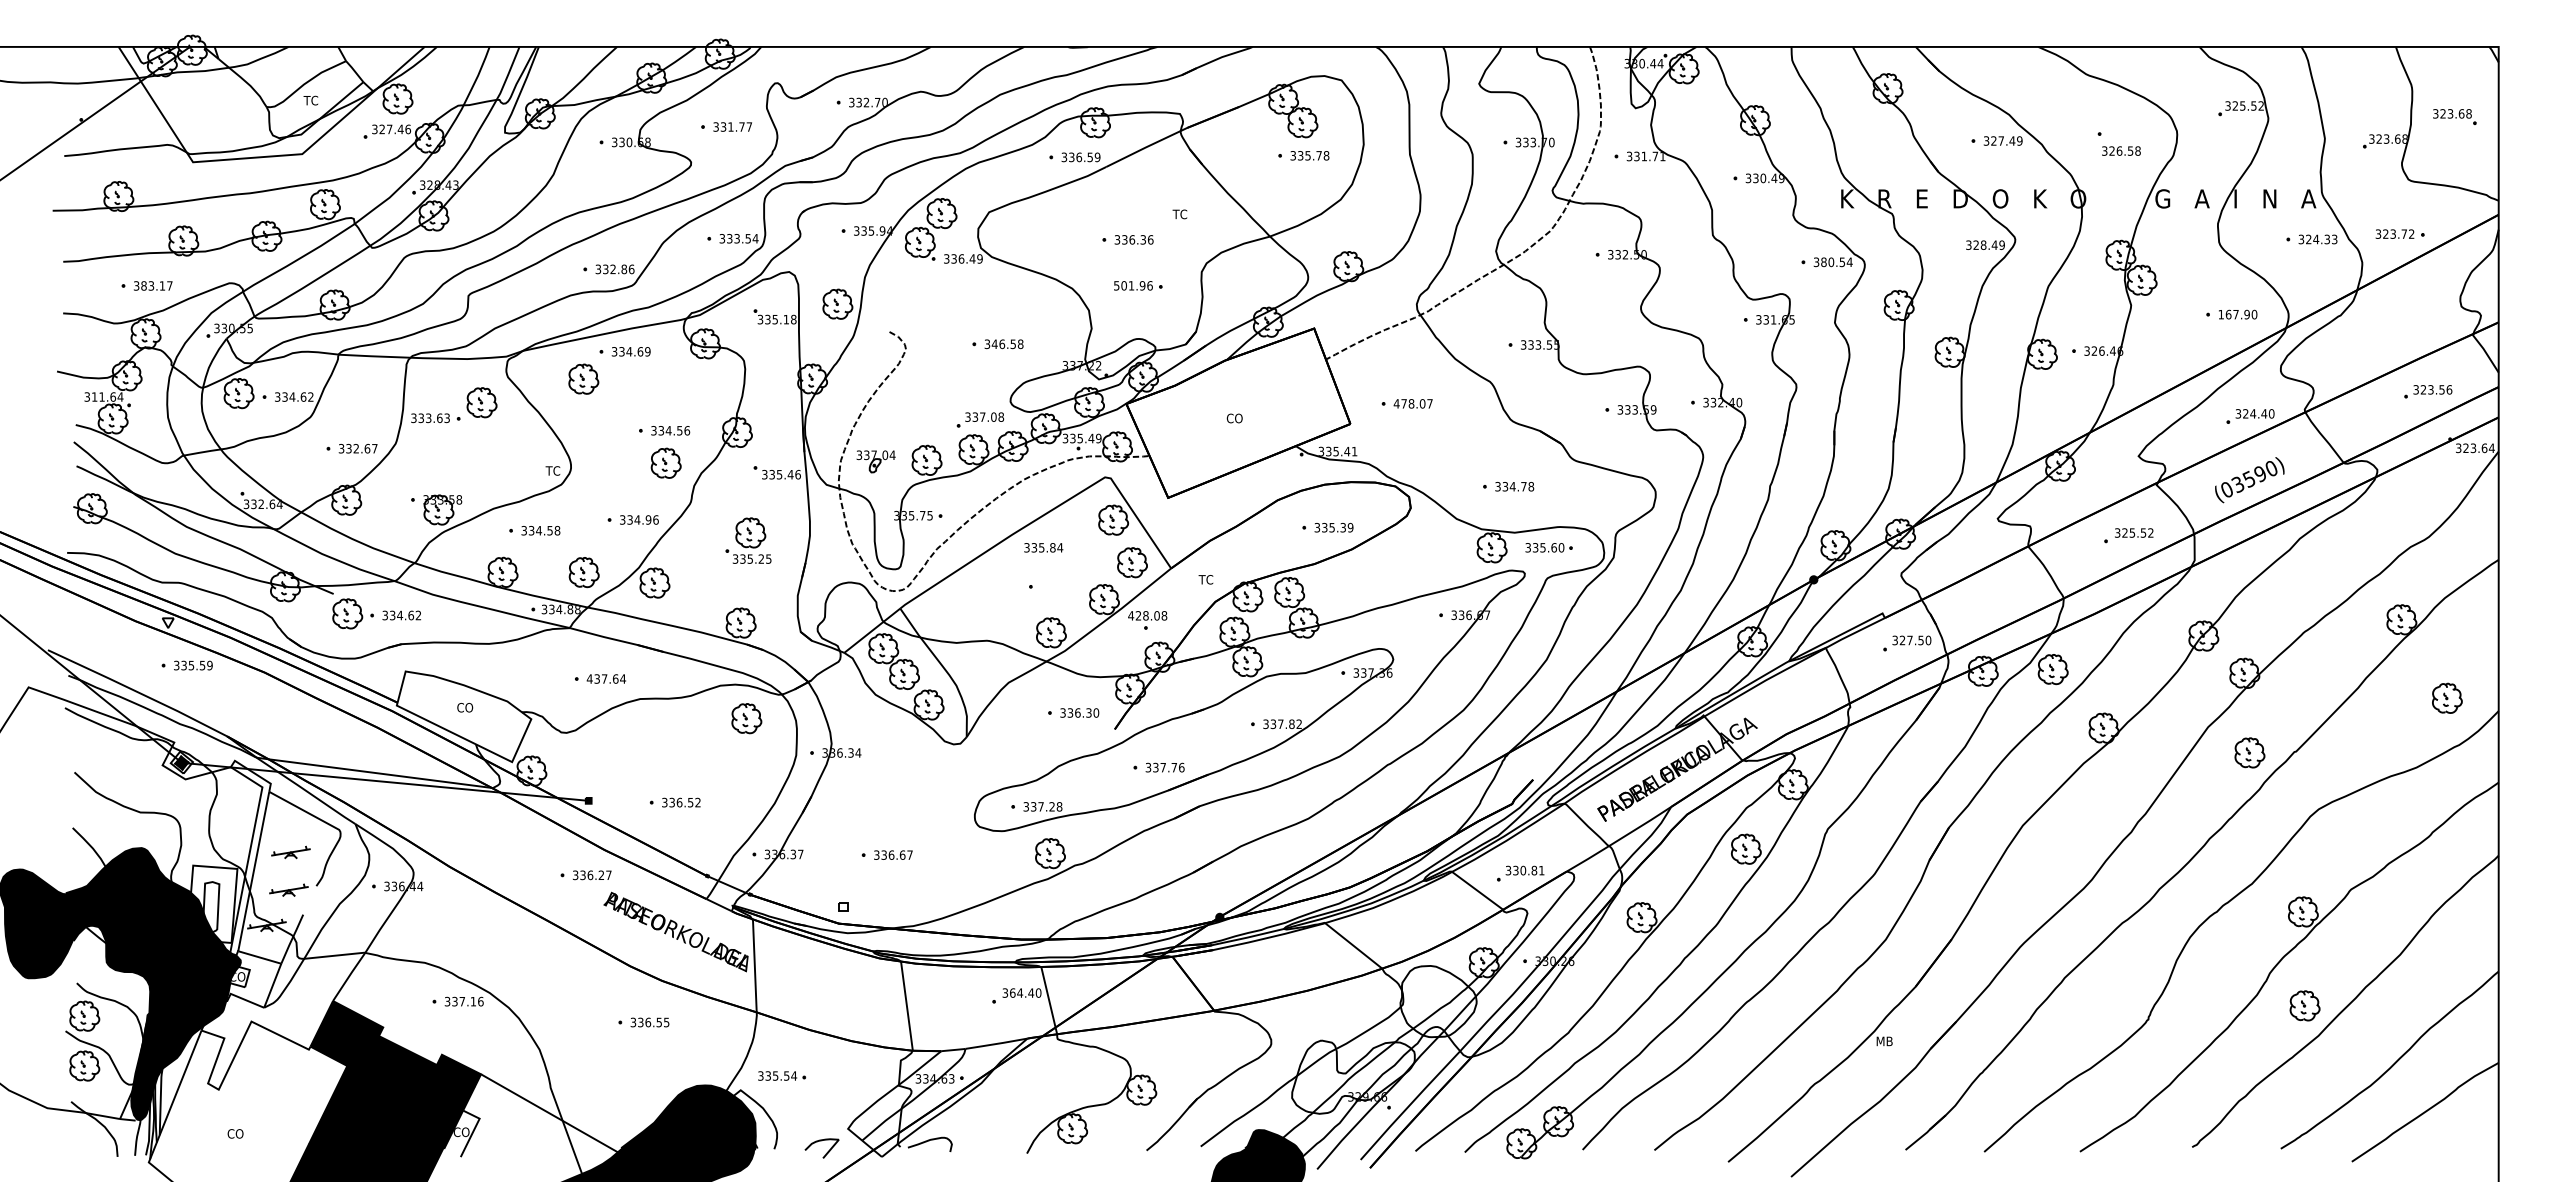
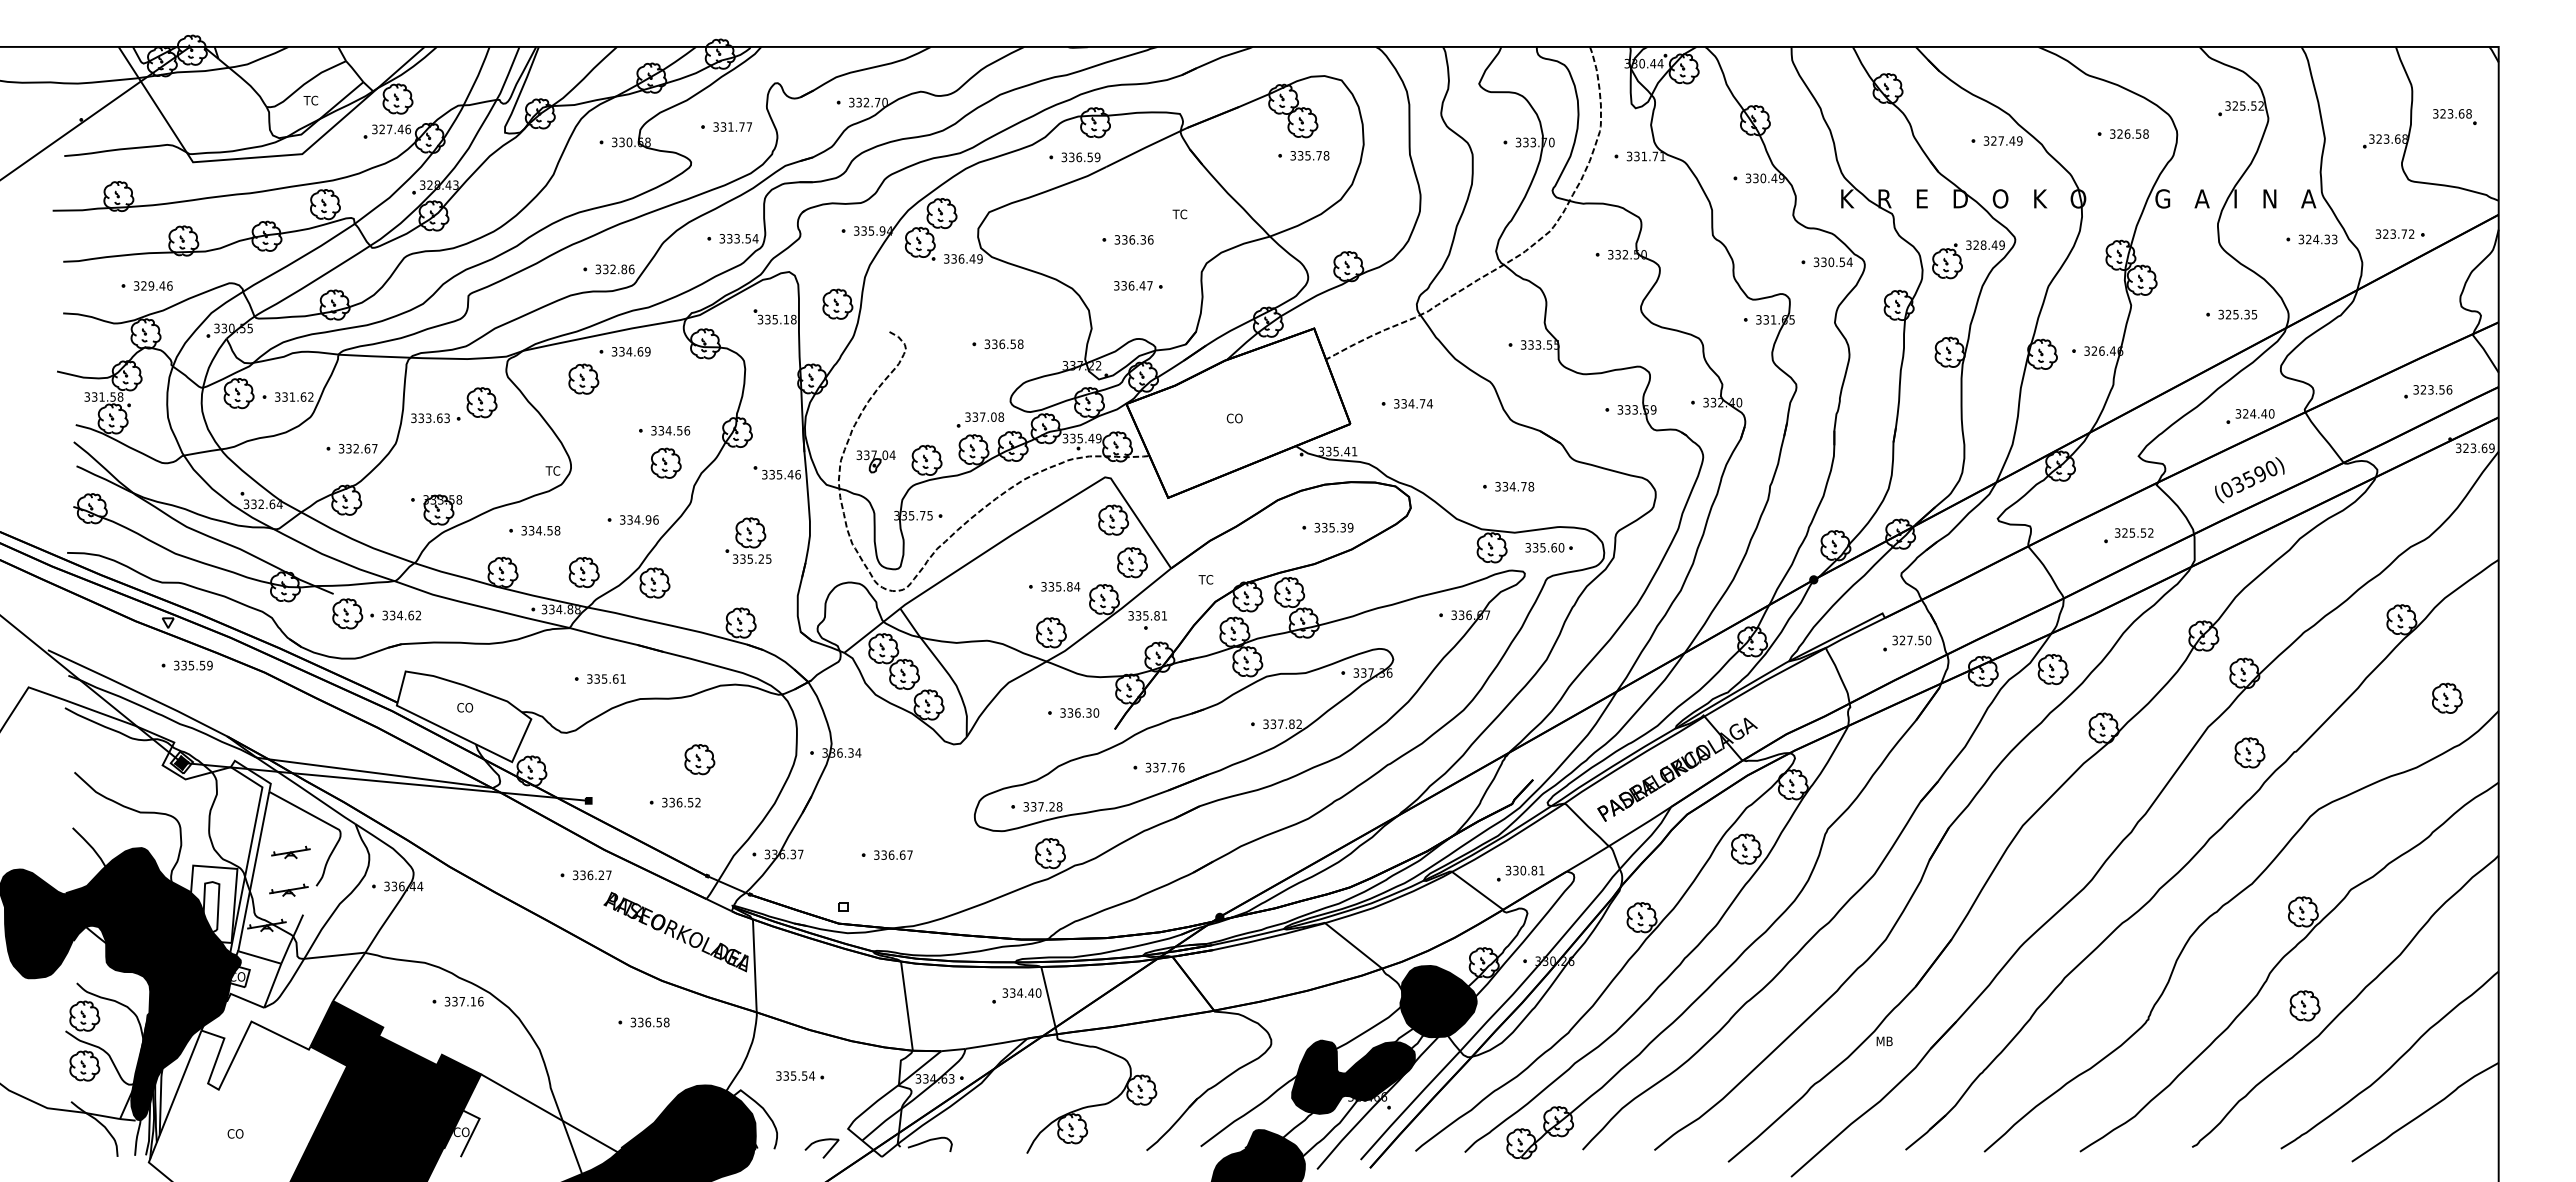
text position: (2121, 150) -> (2129, 133) (2129, 133)
text: 380.54 -> 330.54 (1823, 261)
part: none -> present (1947, 261)
text: 383.17 -> 329.46 (156, 285)
text: 501.96 -> 336.47 (1133, 285)
text: 167.90 -> 325.35 (2237, 314)
text: 346.58 -> 336.58 (994, 344)
text: 311.64 -> 331.58 (107, 396)
text: 334.62 -> 331.62 (292, 396)
text: 478.07 -> 334.74 (1412, 403)
text: 323.64 -> 323.69 (2491, 448)
text position: (1043, 547) -> (1060, 586) (1060, 586)
text: 428.08 -> 335.81 (1147, 615)
text: 437.64 -> 335.61 (606, 678)
part position: (746, 718) -> (699, 759) (699, 759)
text: 364.40 -> 334.40 (1012, 992)
fill: none -> present (1438, 1001)
text: 336.55 -> 336.58 (666, 1022)
part position: (782, 1075) -> (800, 1075) (800, 1075)
fill: none -> present (1353, 1076)
